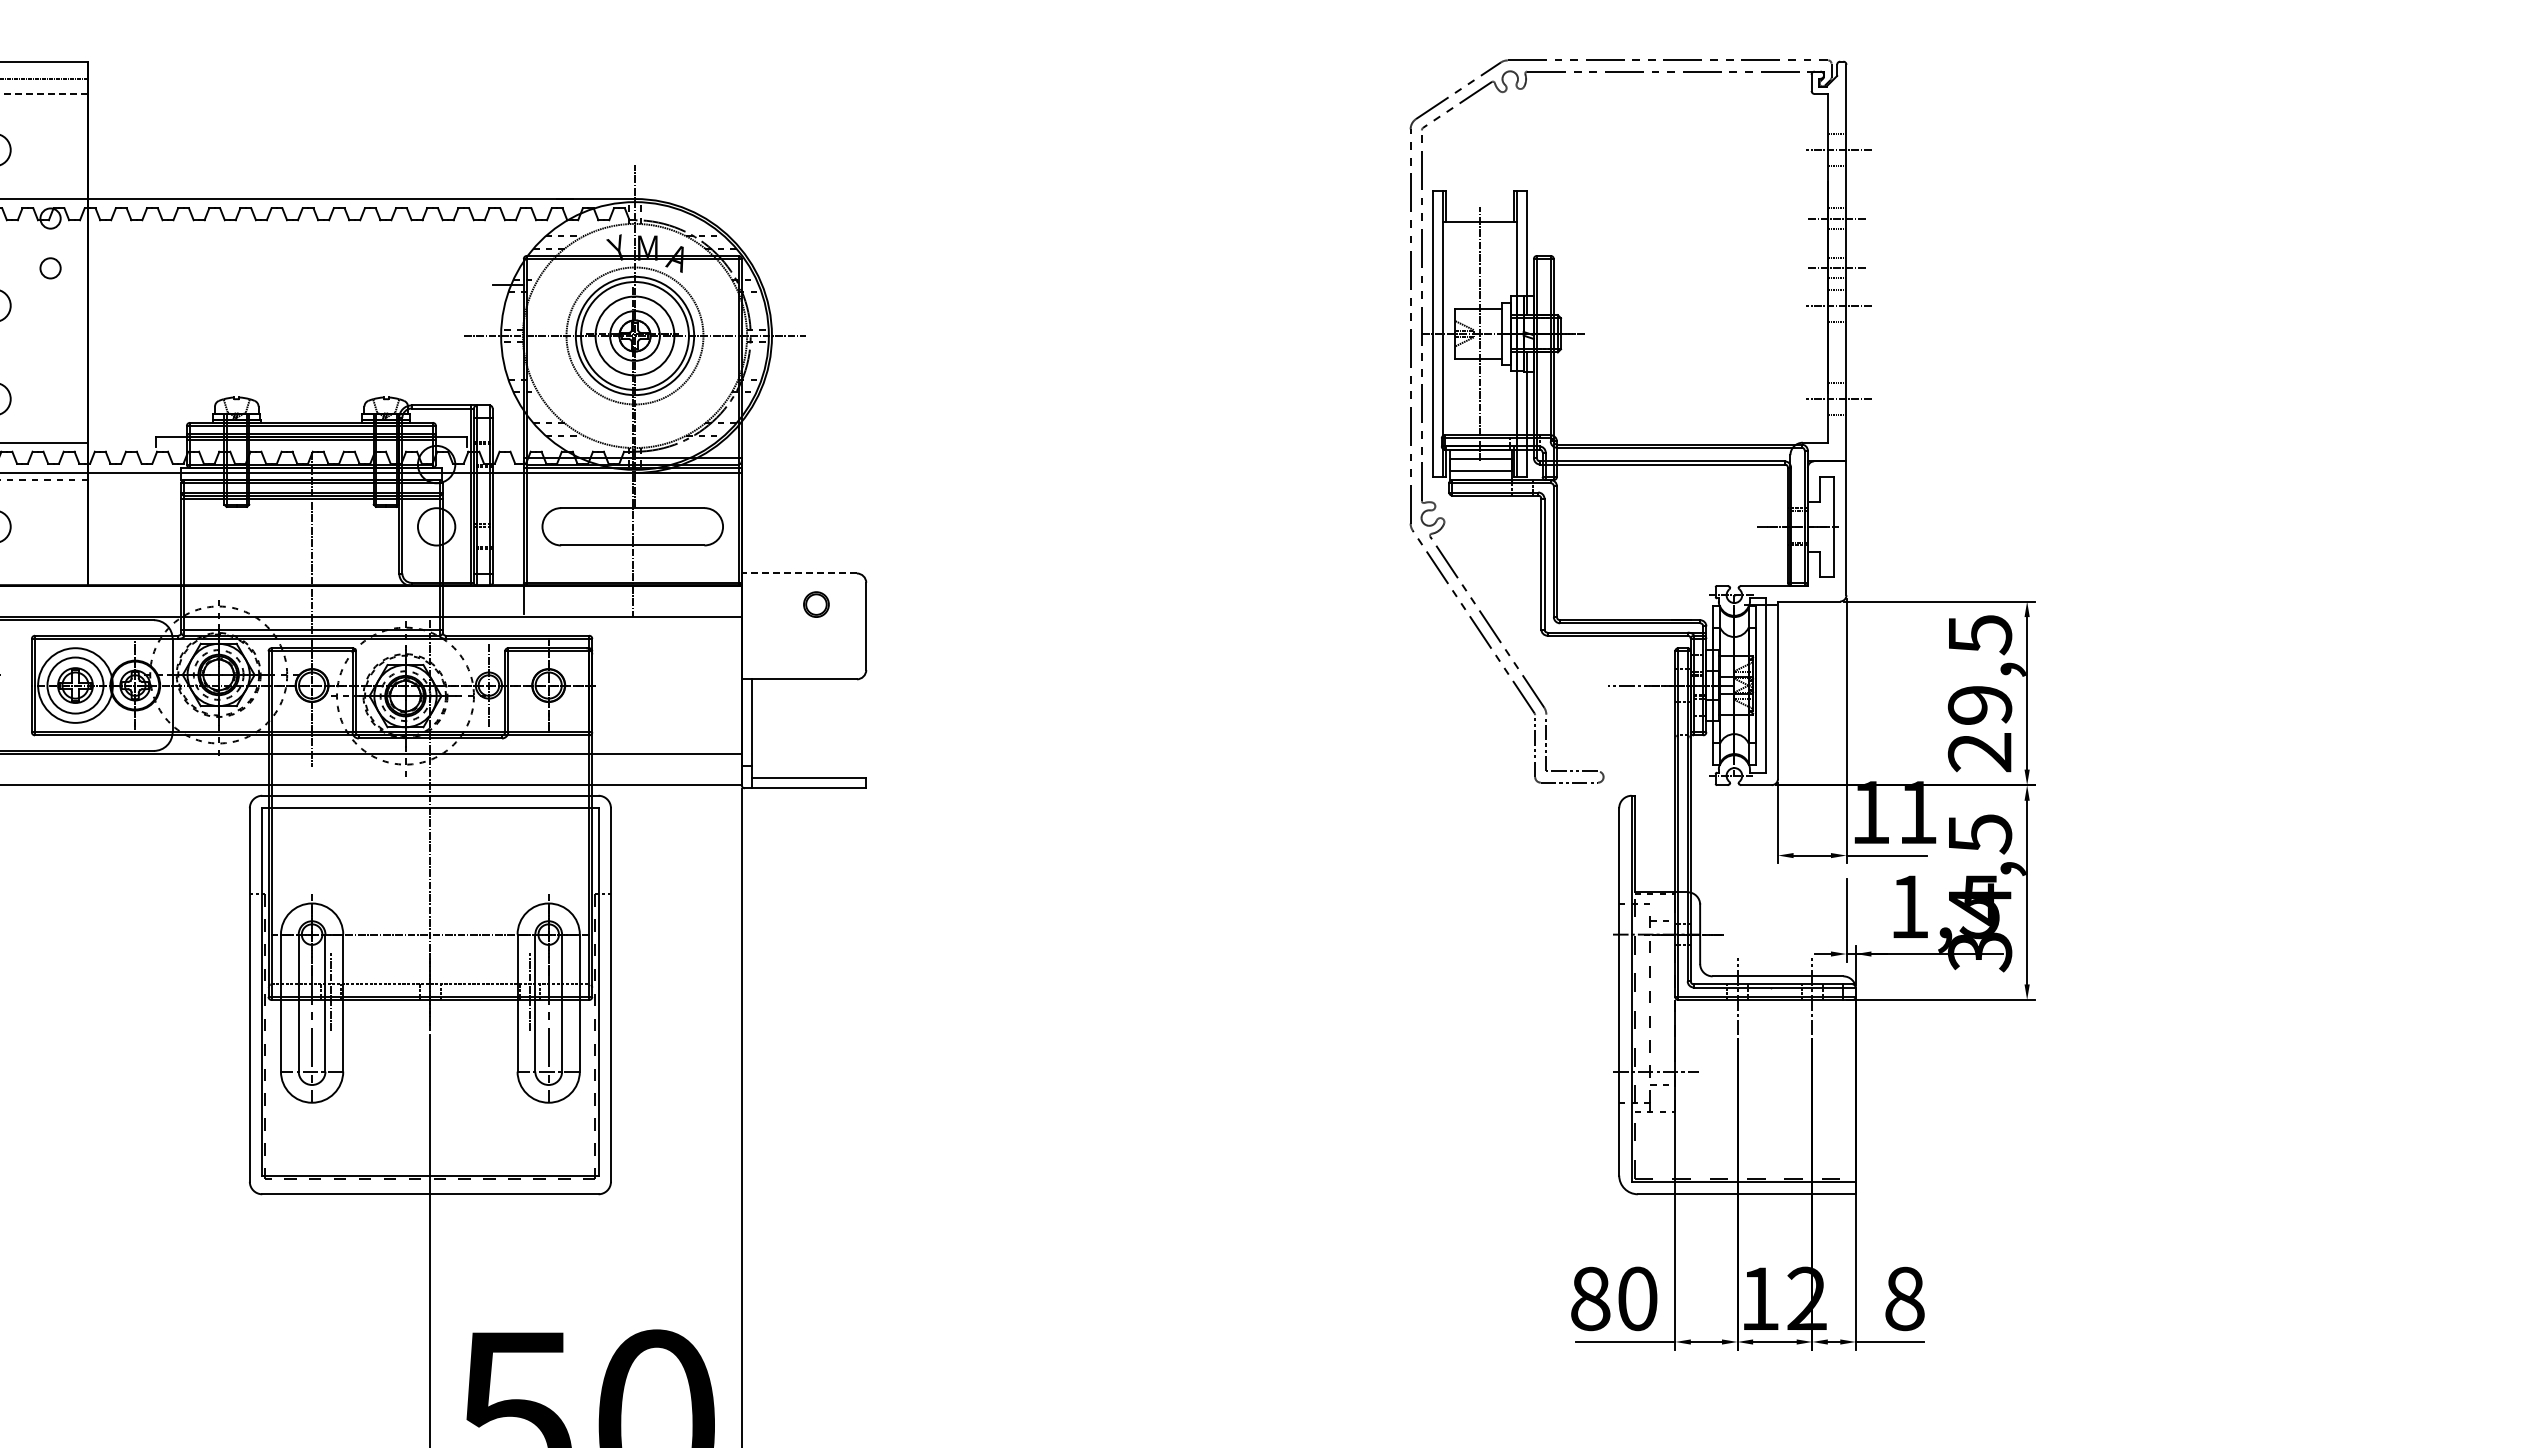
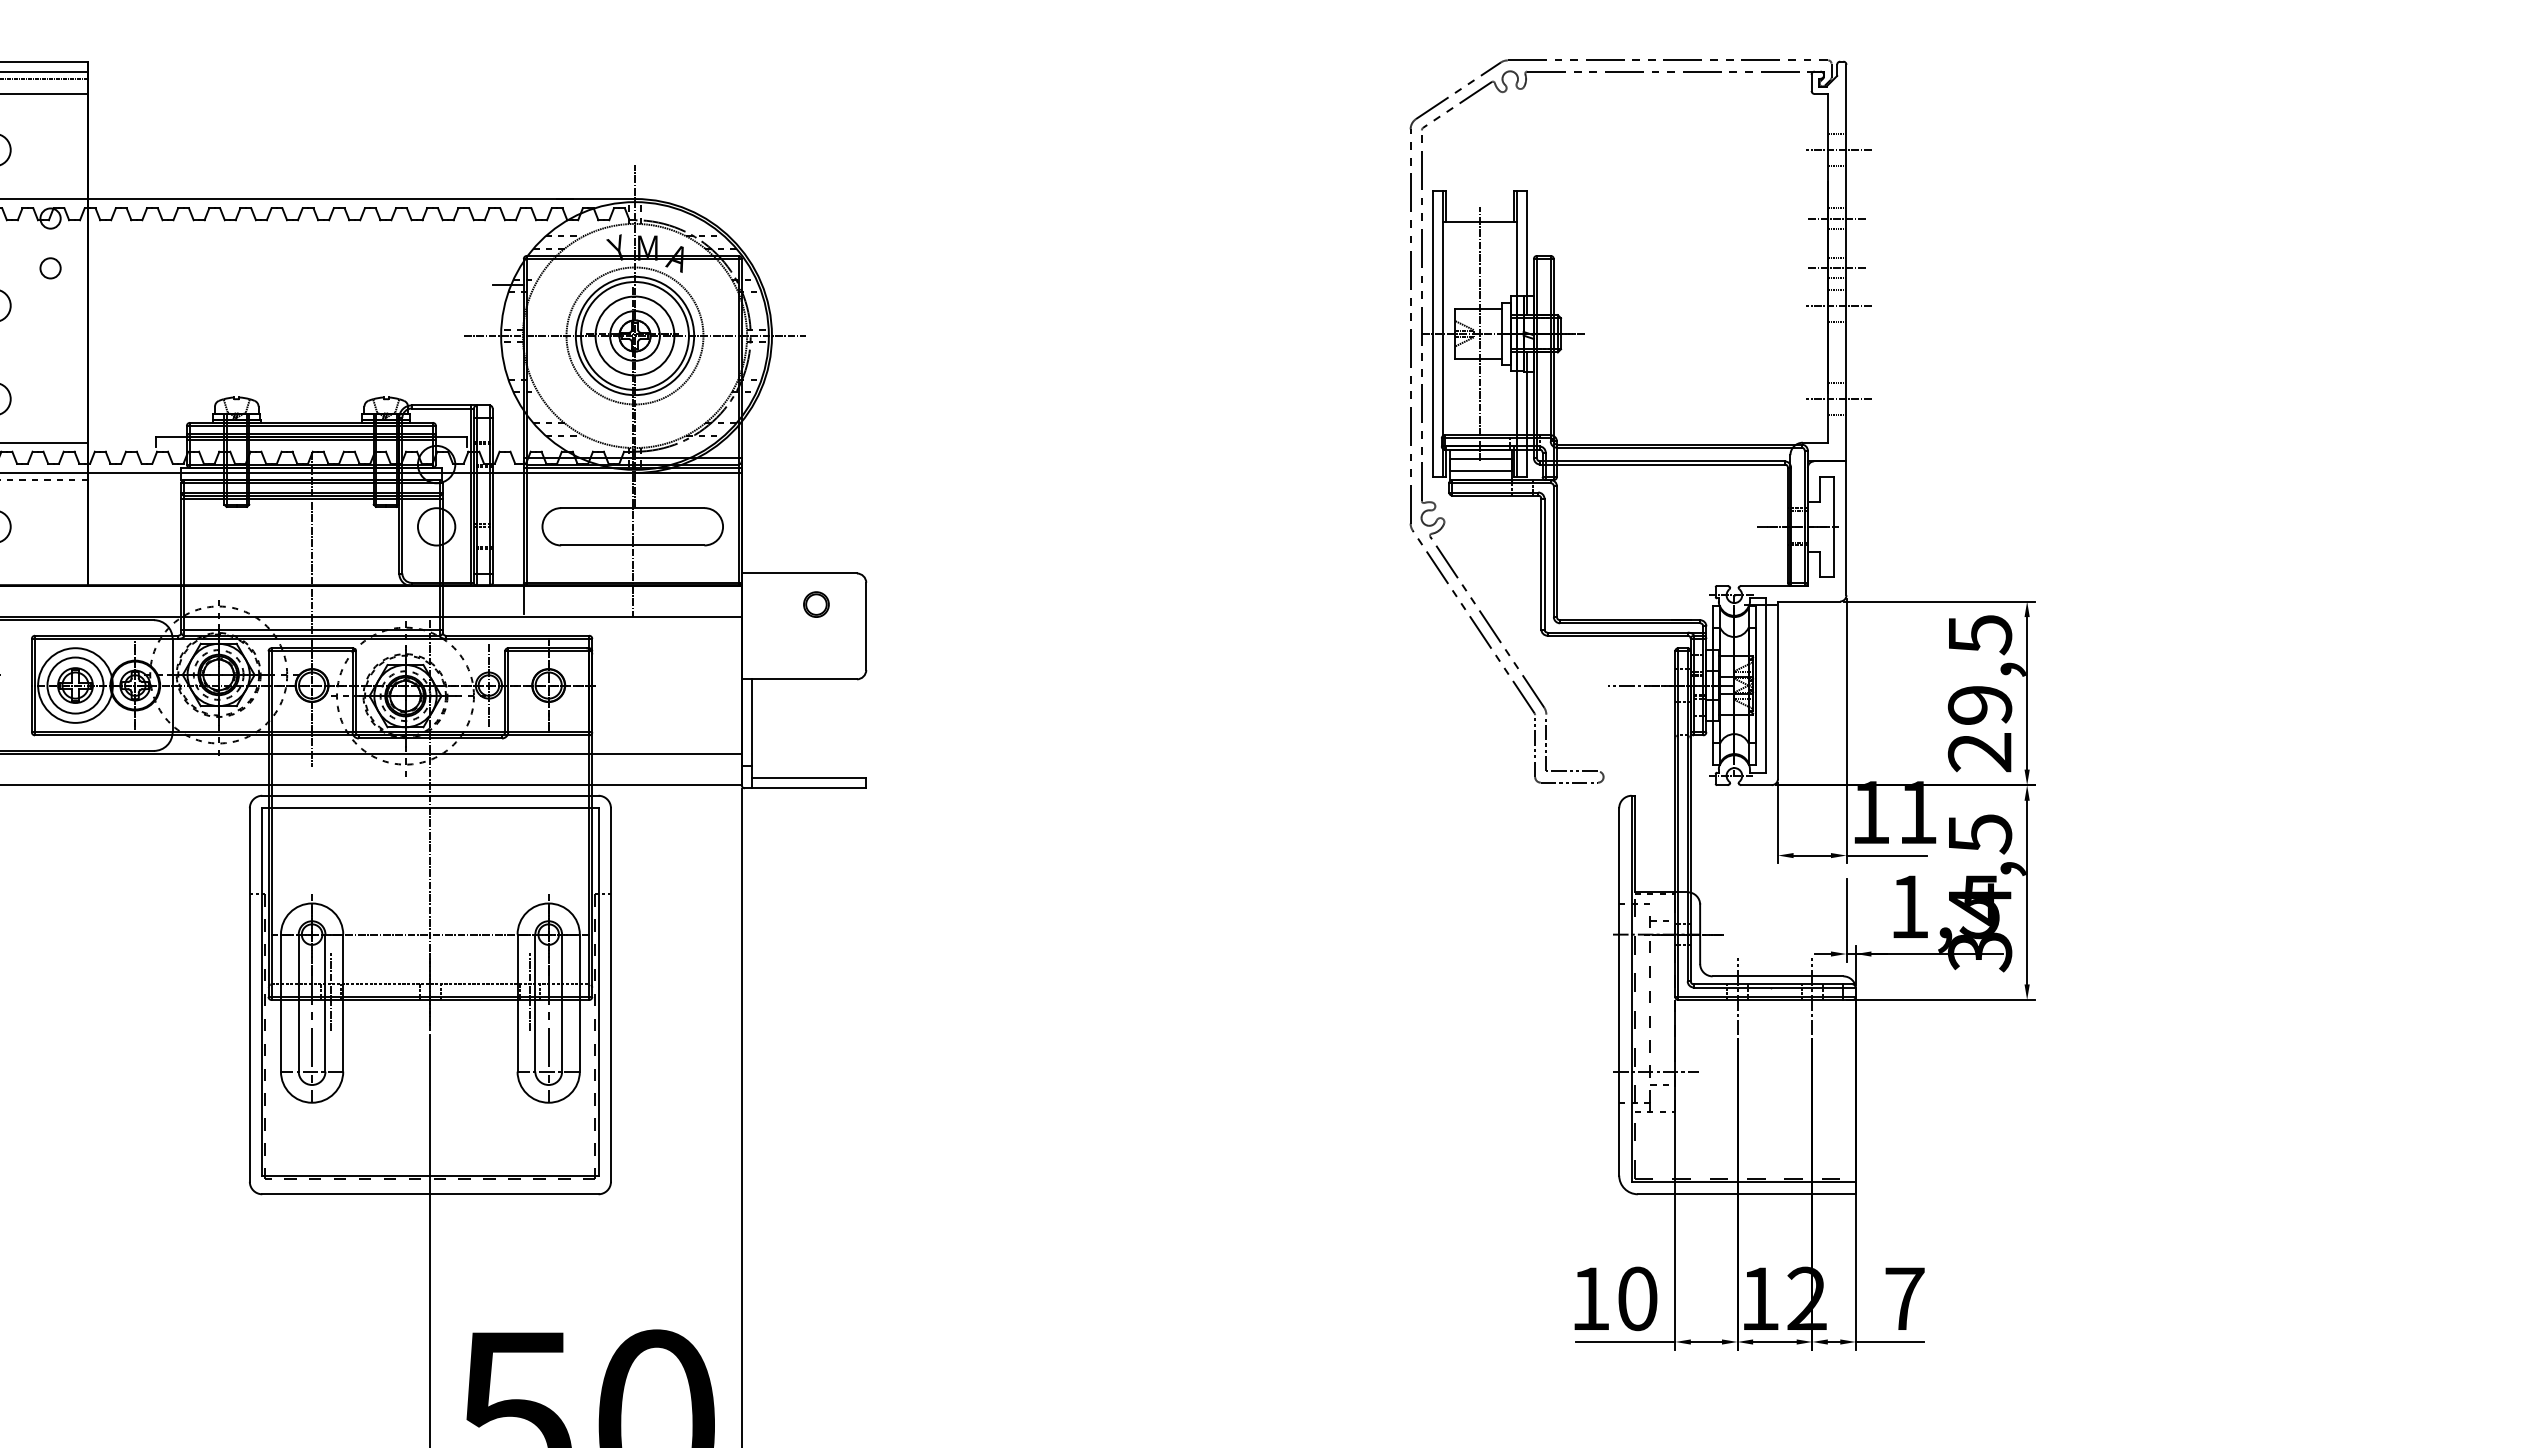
line: none -> present (44, 71)
line: dashed -> solid (43, 94)
line: dashed -> solid (799, 573)
text: 80 -> 10 (1590, 1298)
text: 8 -> 7 (1904, 1298)
